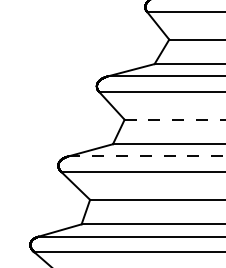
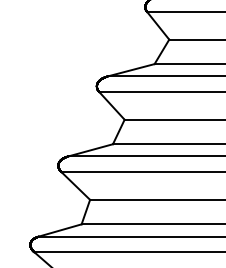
line: dashed -> solid (175, 119)
line: dashed -> solid (147, 156)
